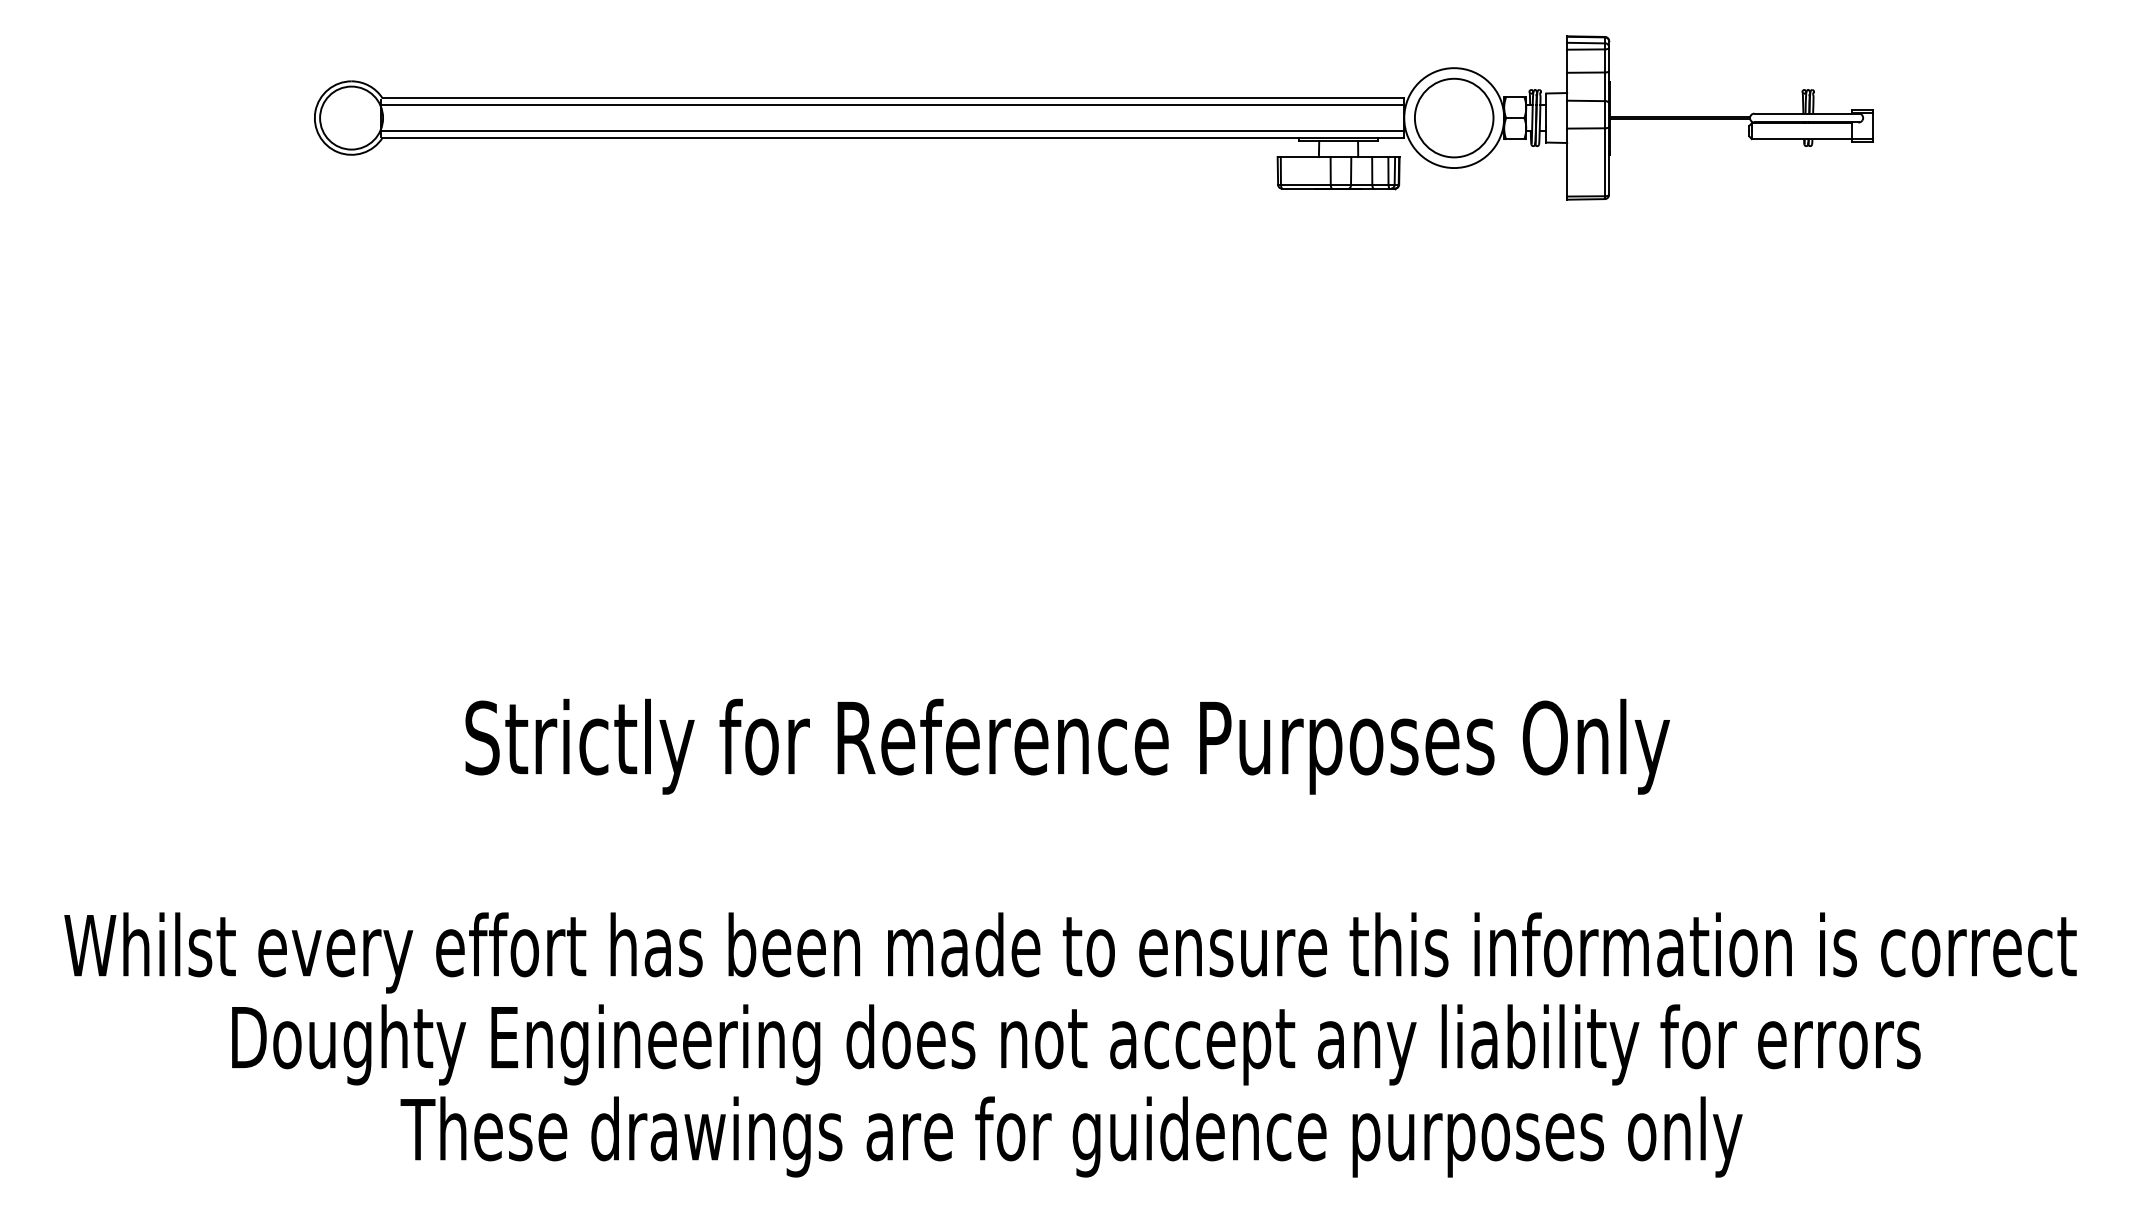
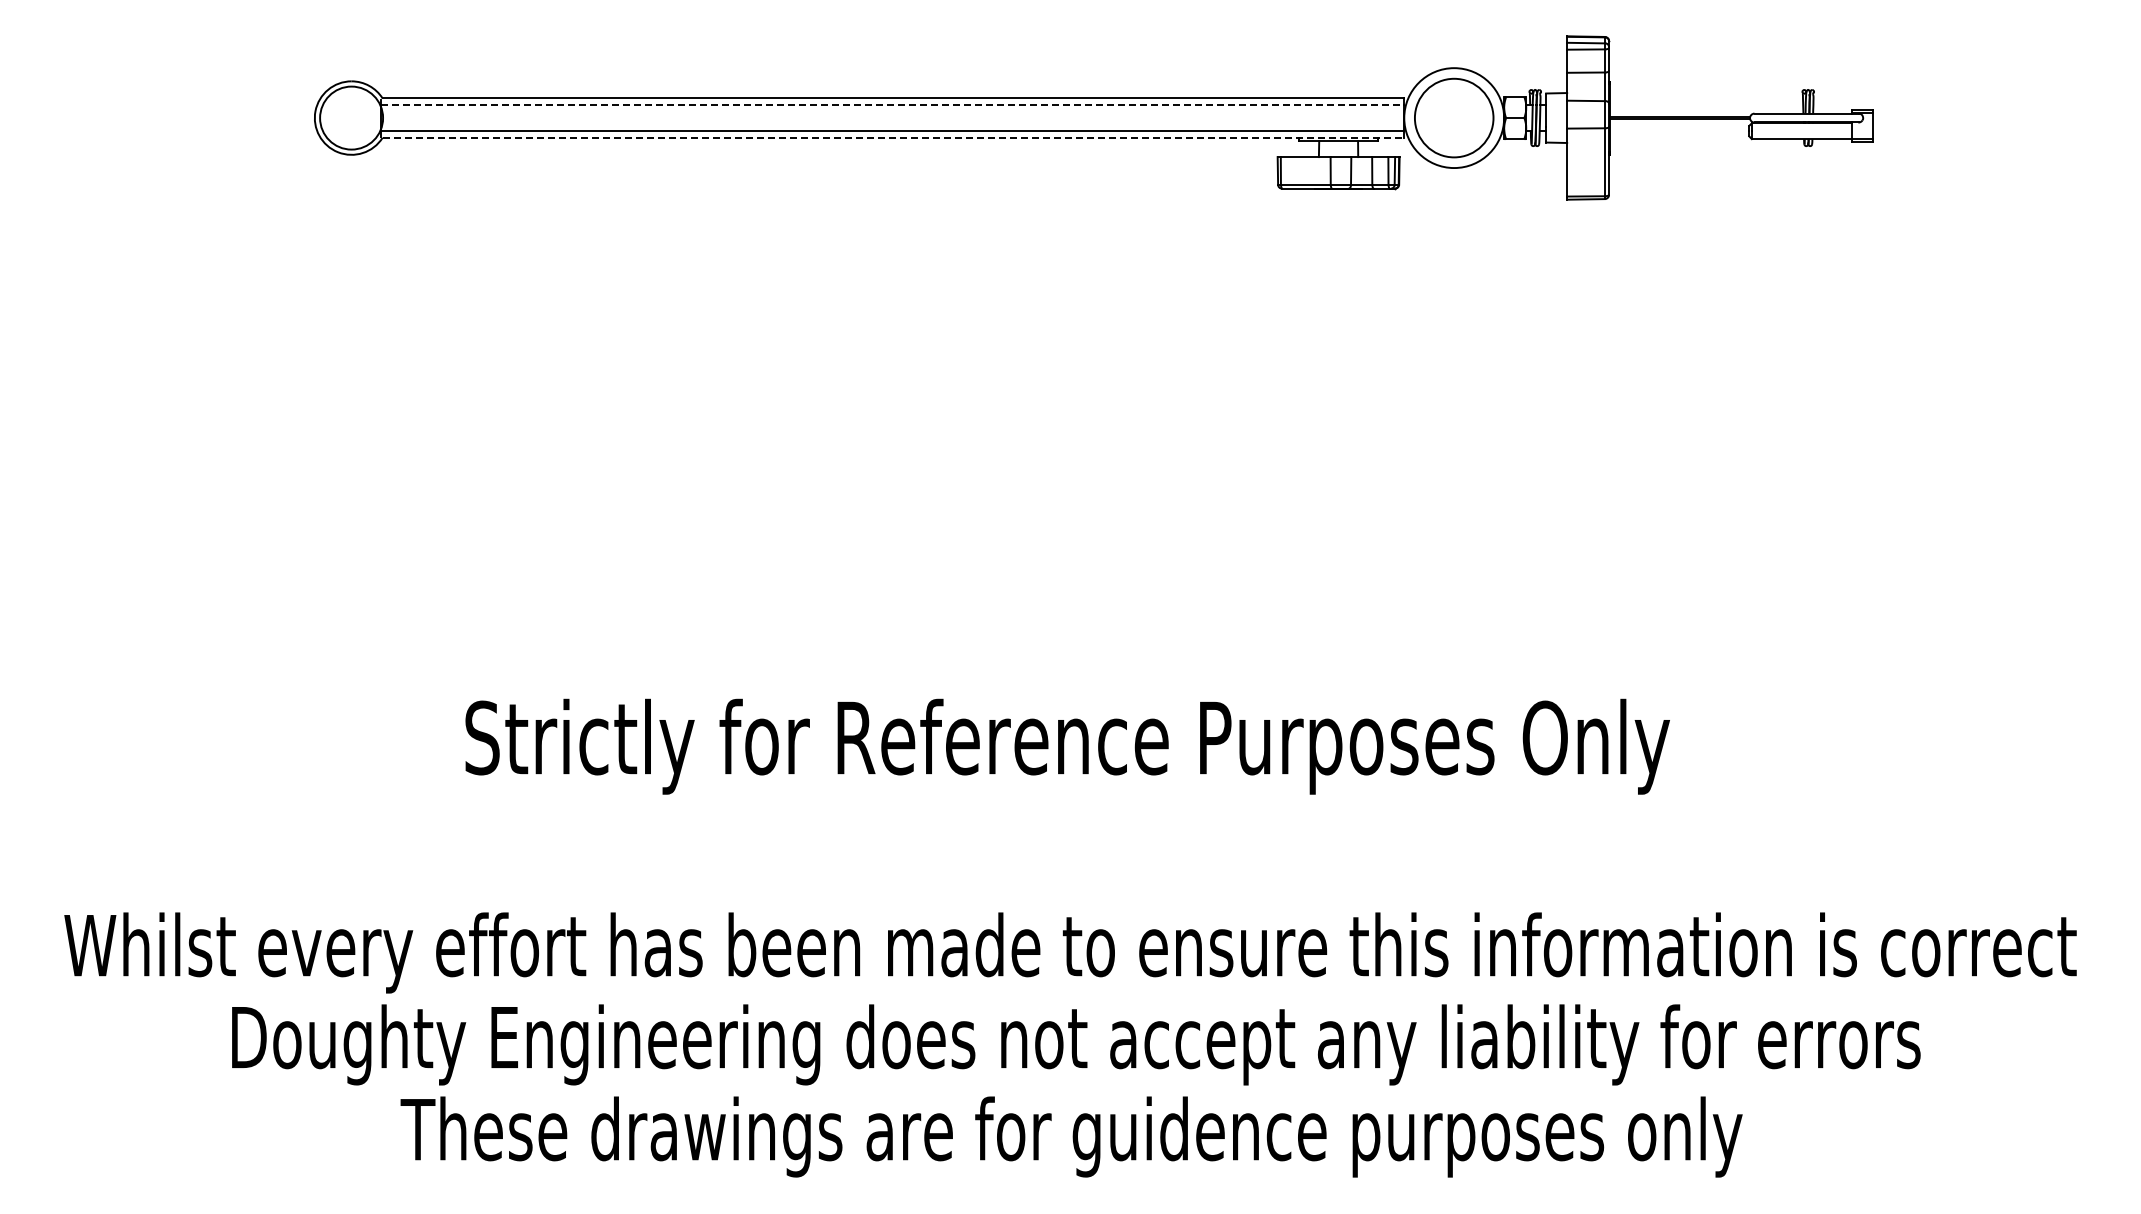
line: solid -> dashed (892, 104)
line: solid -> dashed (893, 137)
